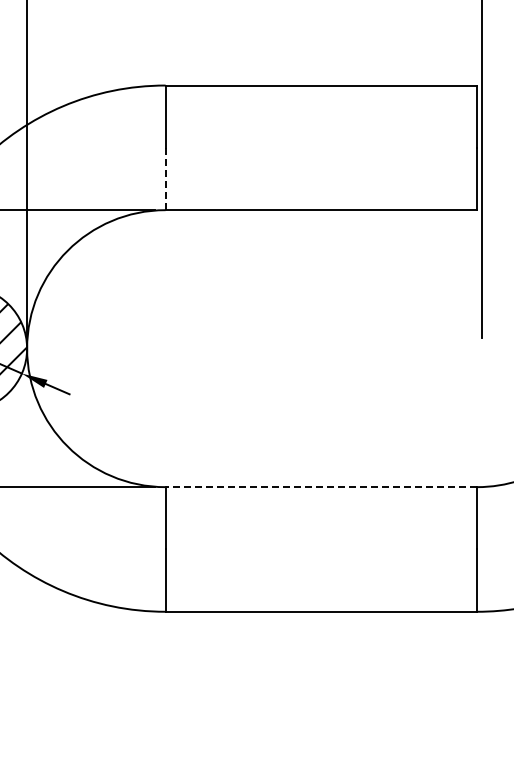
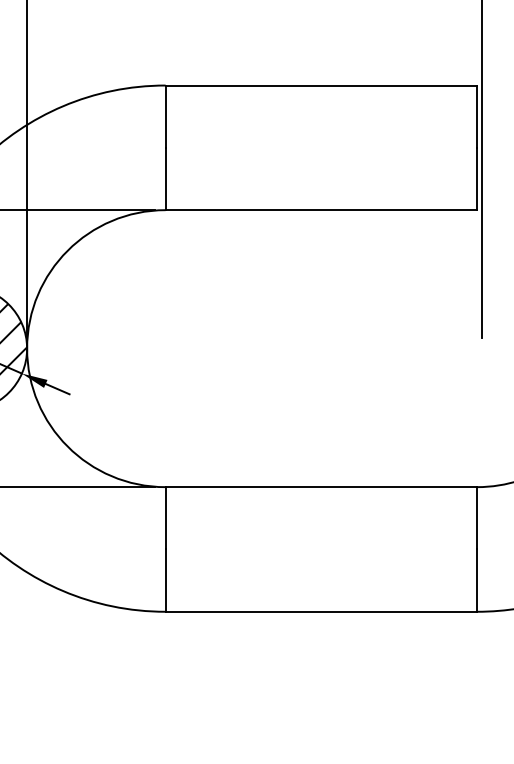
line: dashed -> solid (165, 178)
line: dashed -> solid (321, 487)
